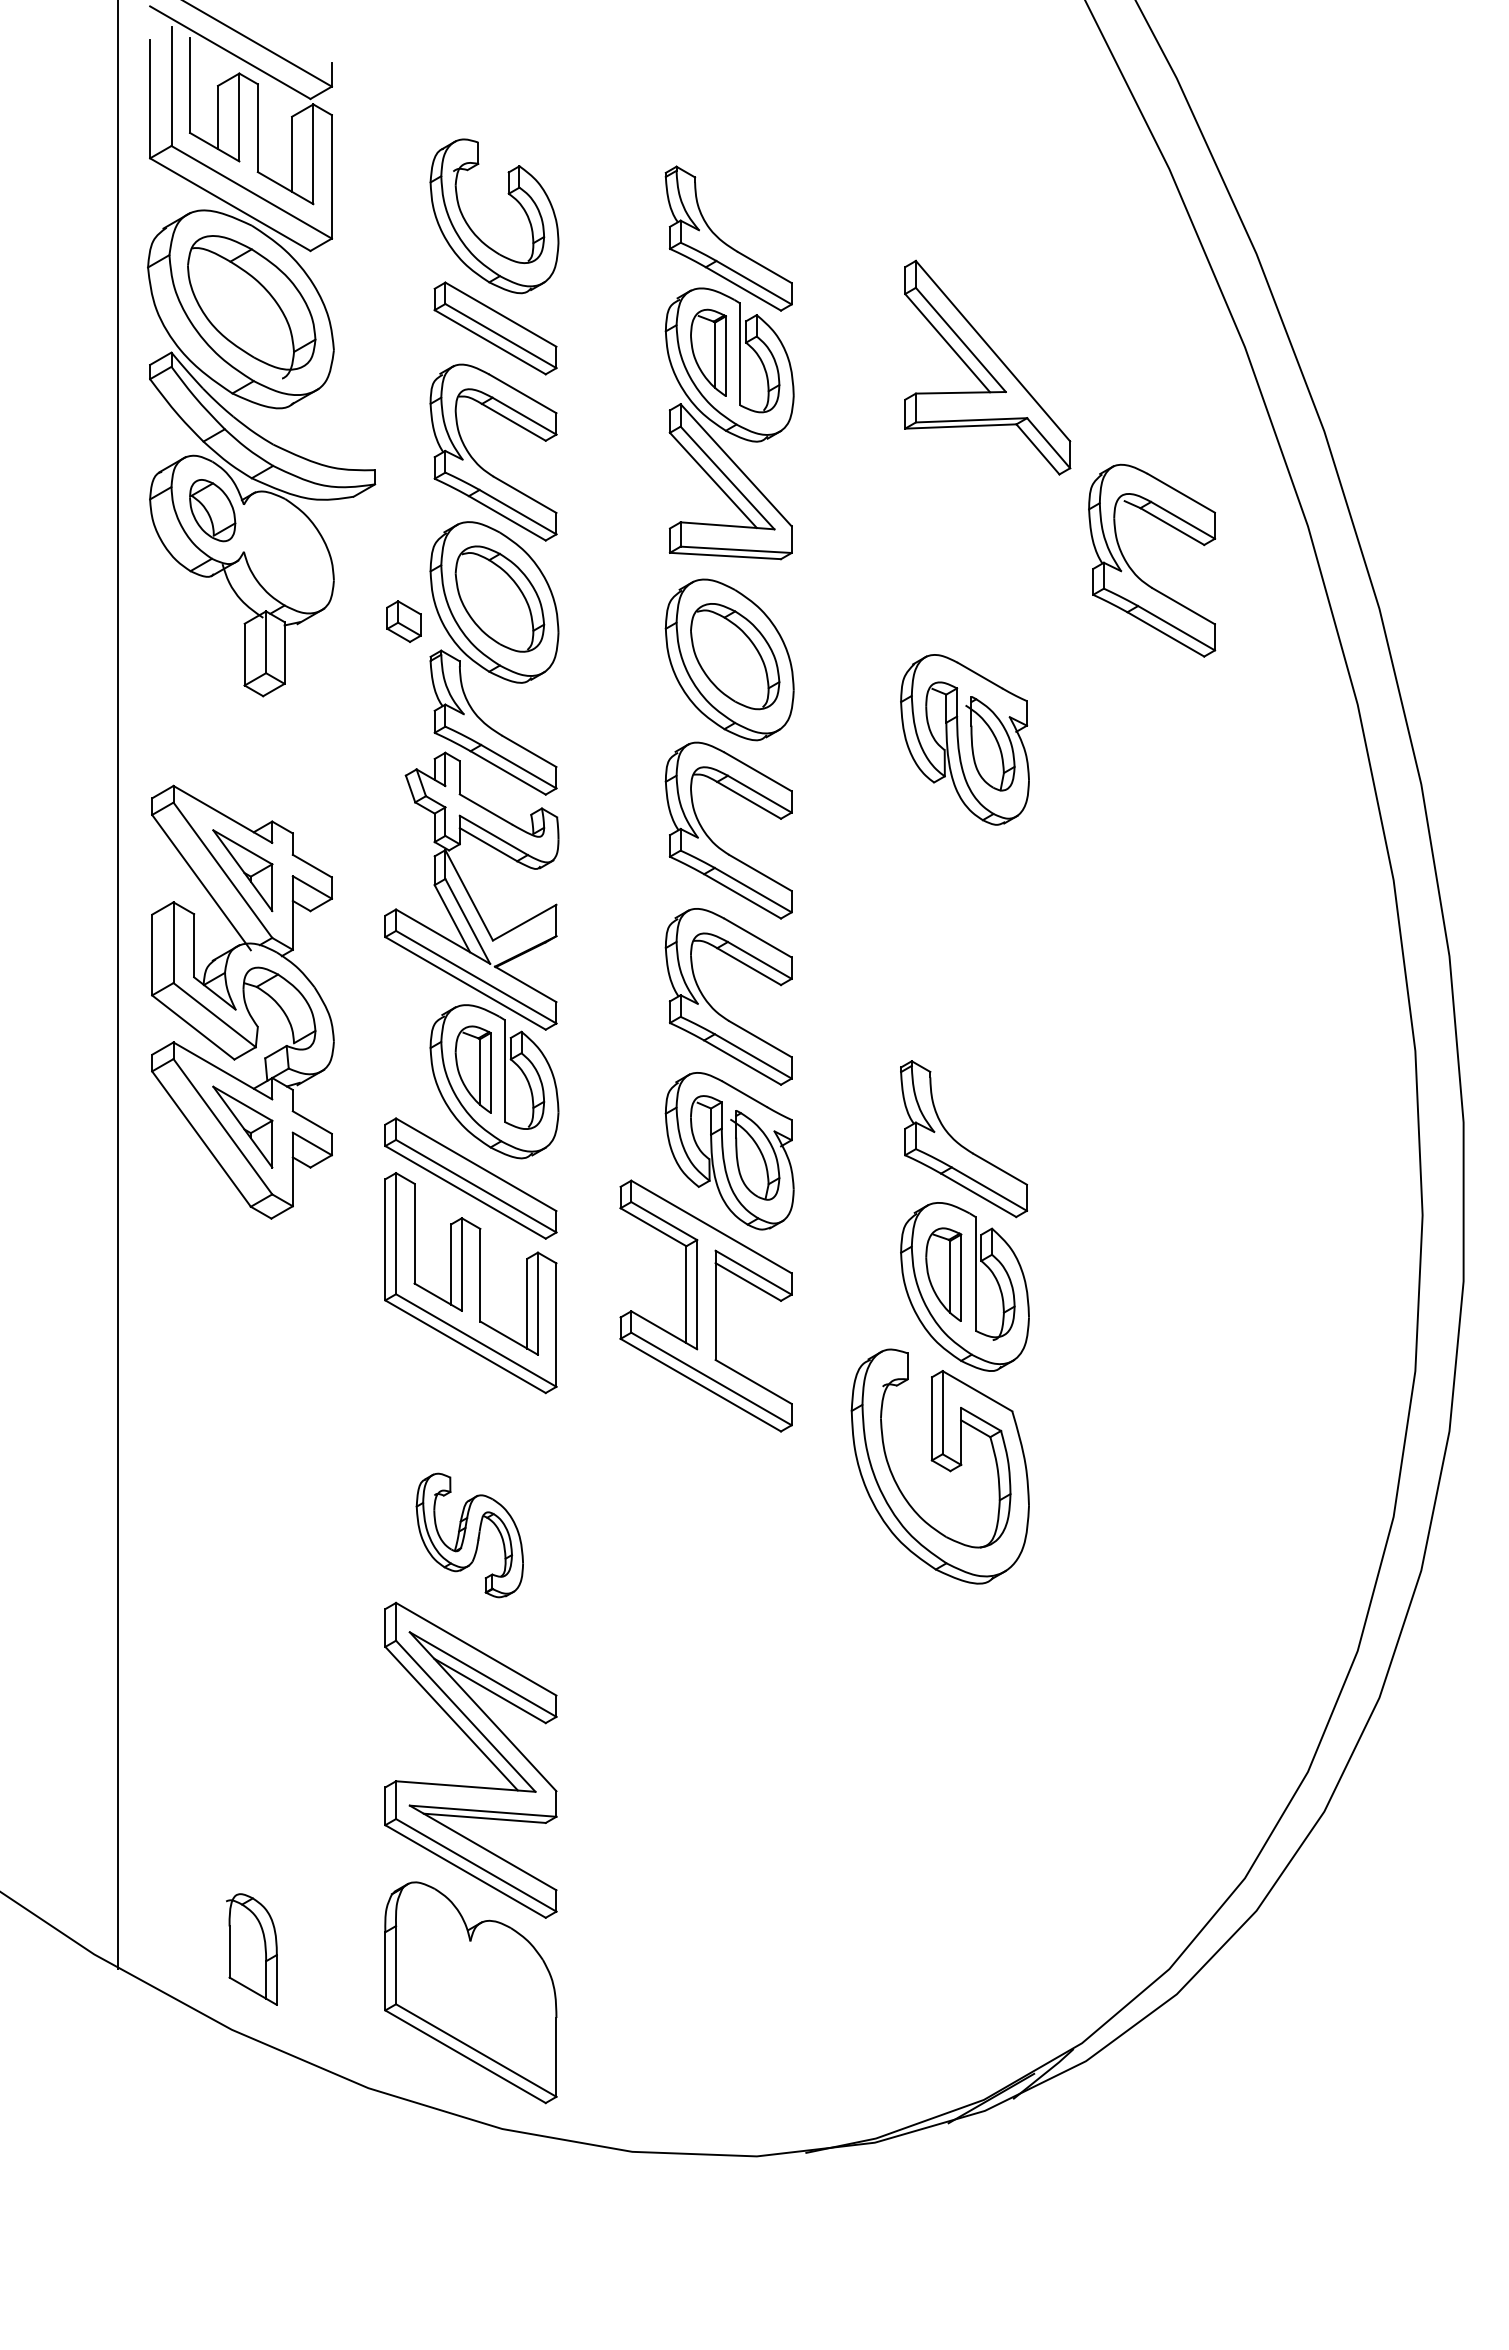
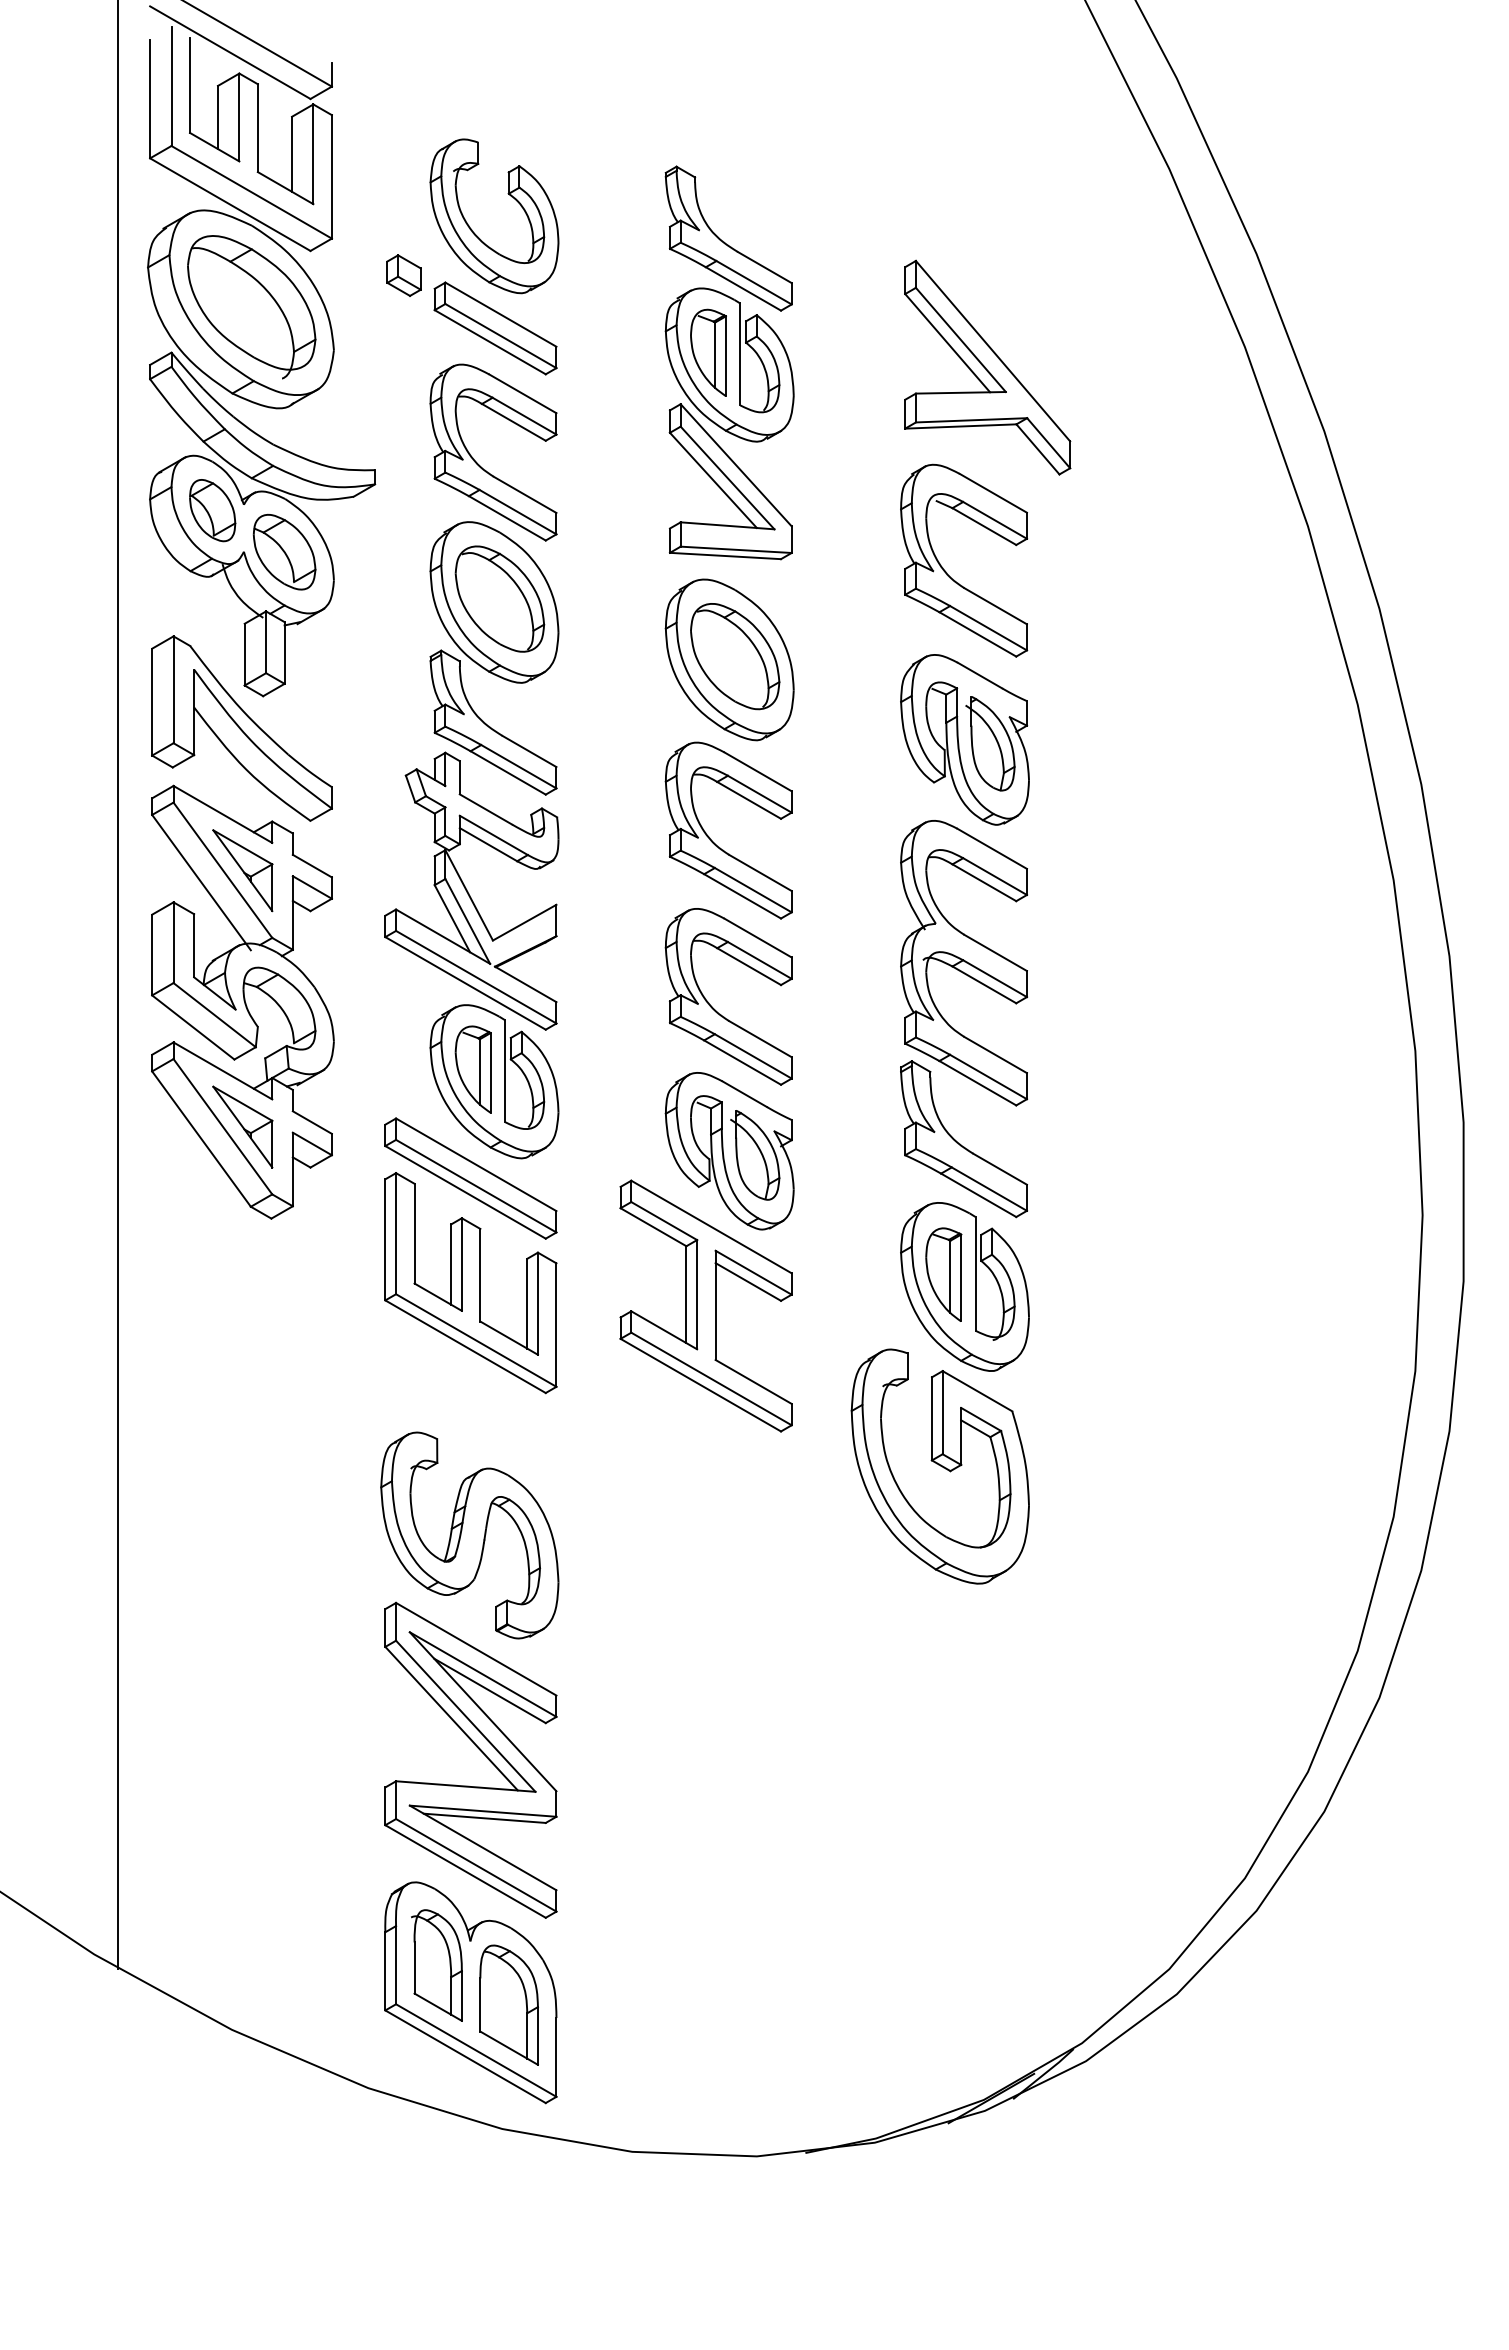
part: none -> present (284, 552)
part position: (1134, 571) -> (946, 571) (946, 571)
part position: (403, 621) -> (403, 275) (403, 275)
part: none -> present (241, 728)
part: none -> present (964, 963)
part size: 109x127 px -> 180x209 px (469, 1535)
part position: (251, 1949) -> (436, 1965) (436, 1965)
part: none -> present (508, 2004)
